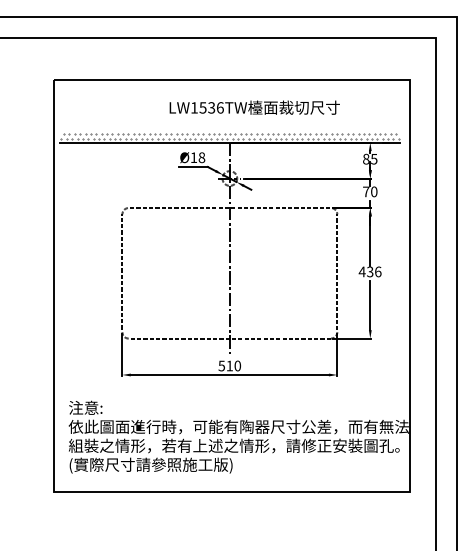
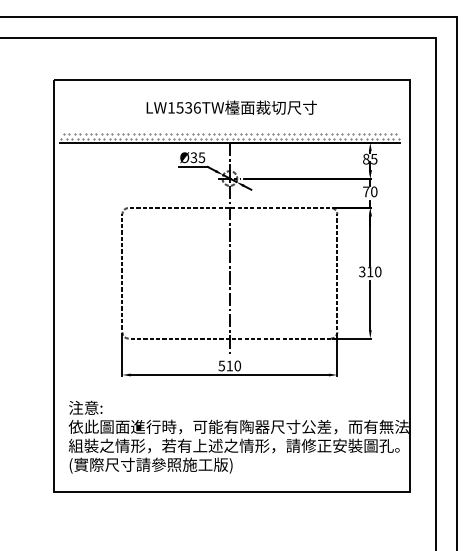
text position: (254, 107) -> (231, 107) (231, 107)
text: 18 -> 35 (197, 157)
text: 436 -> 310 (369, 271)
